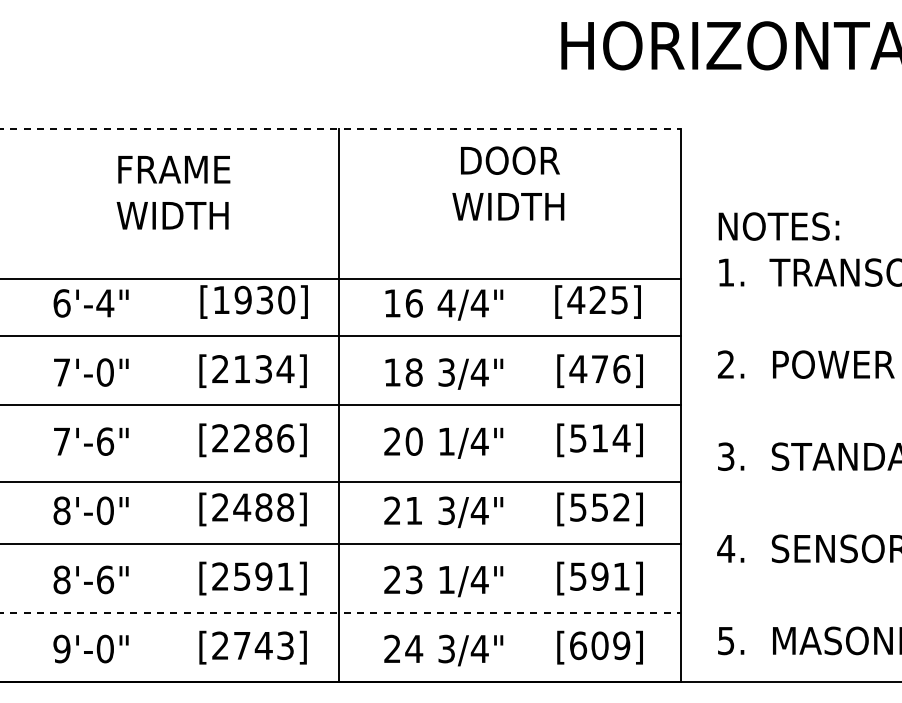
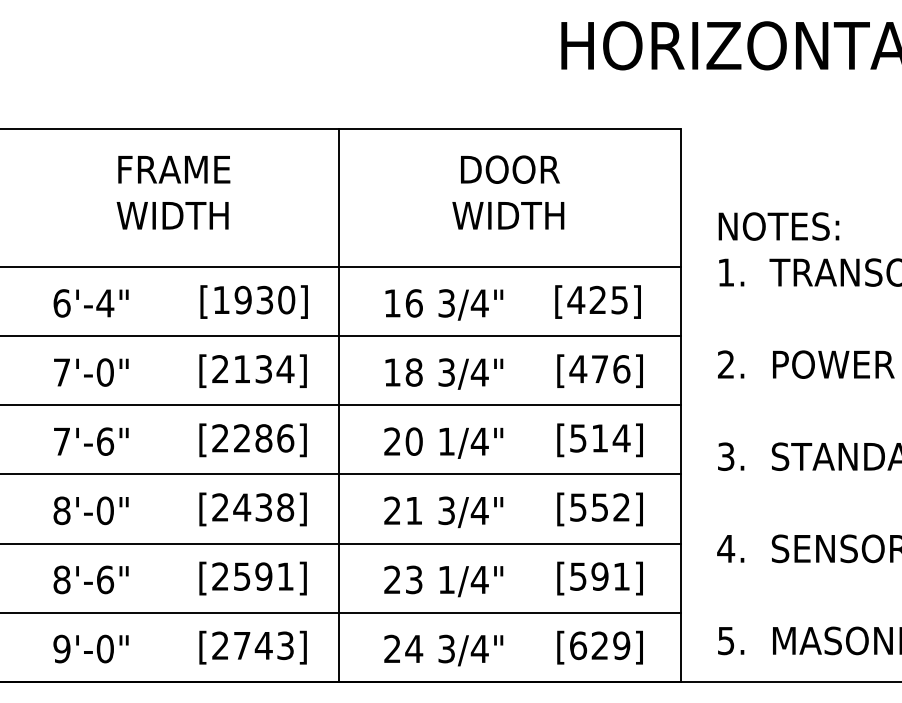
line: dashed -> solid (341, 128)
text position: (508, 183) -> (508, 192) (508, 192)
line position: (341, 279) -> (341, 267) (341, 267)
text: 4/4" -> 3/4" (446, 303)
line position: (341, 482) -> (341, 474) (341, 474)
text: [2488] -> [2438] (263, 507)
line: dashed -> solid (341, 612)
text: [609] -> [629] (599, 645)
